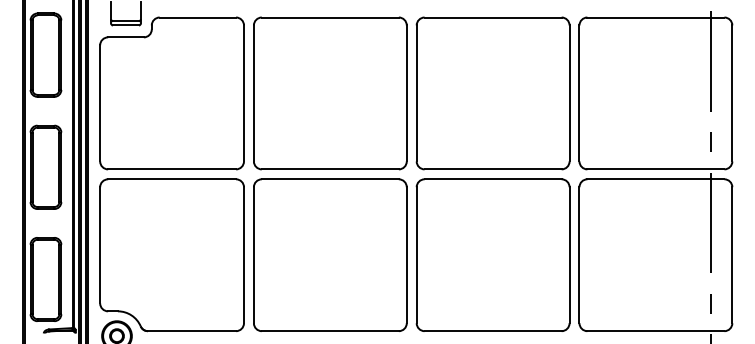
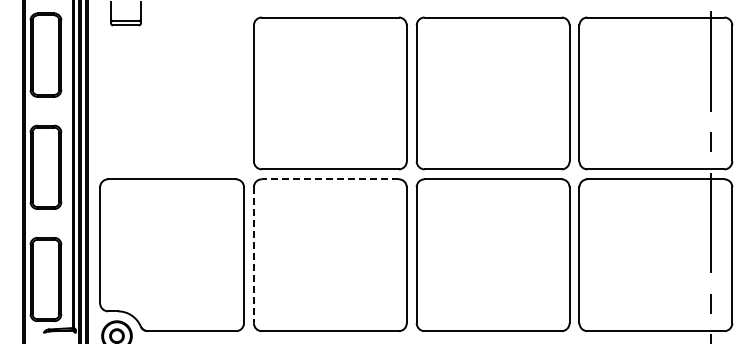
part: present -> none (171, 93)
line: solid -> dashed (329, 179)
line: solid -> dashed (253, 255)
